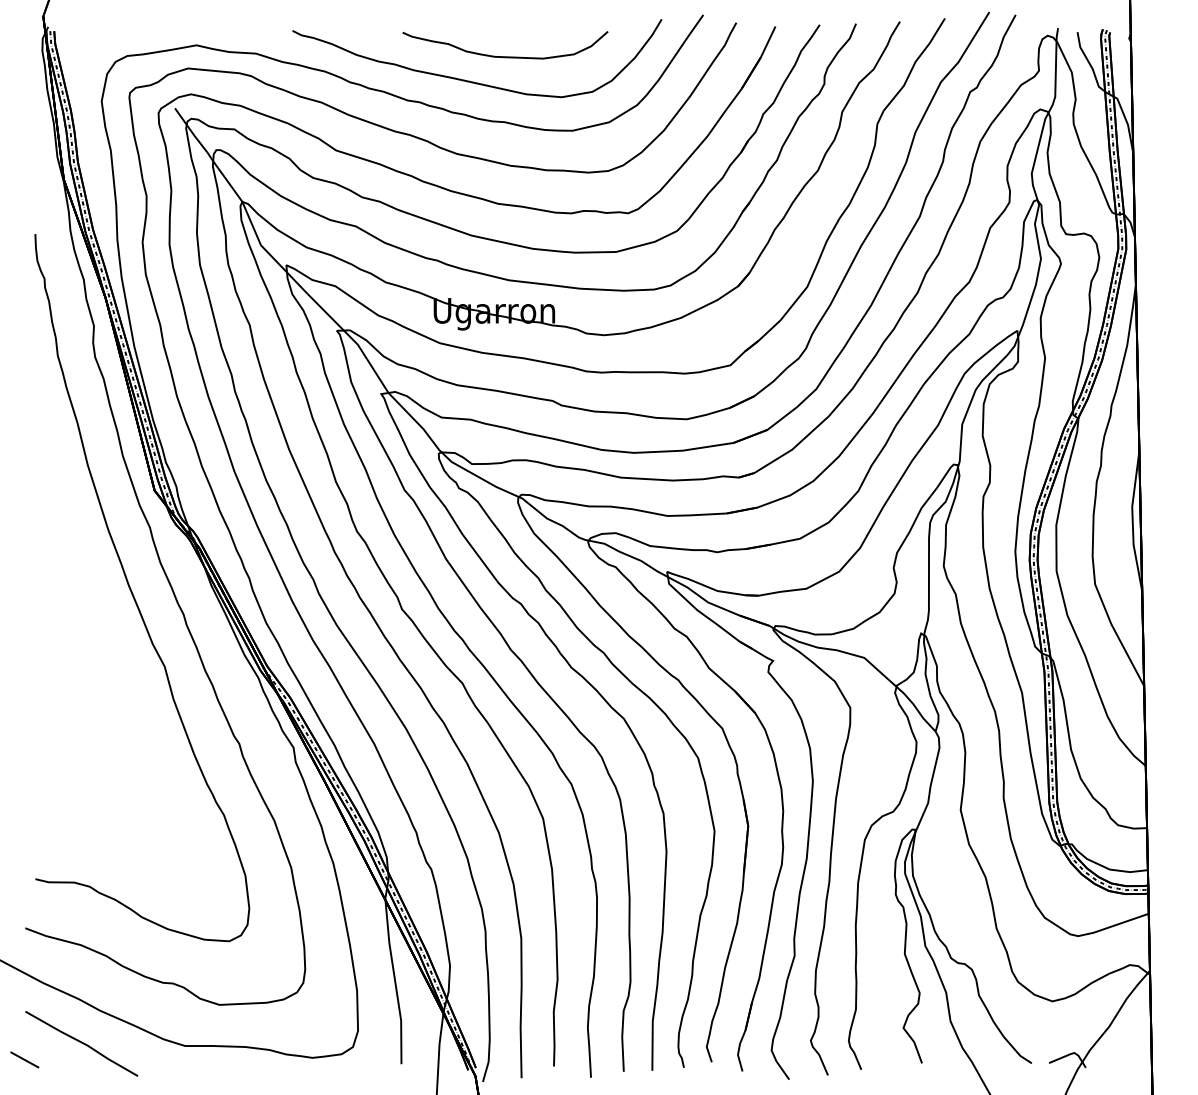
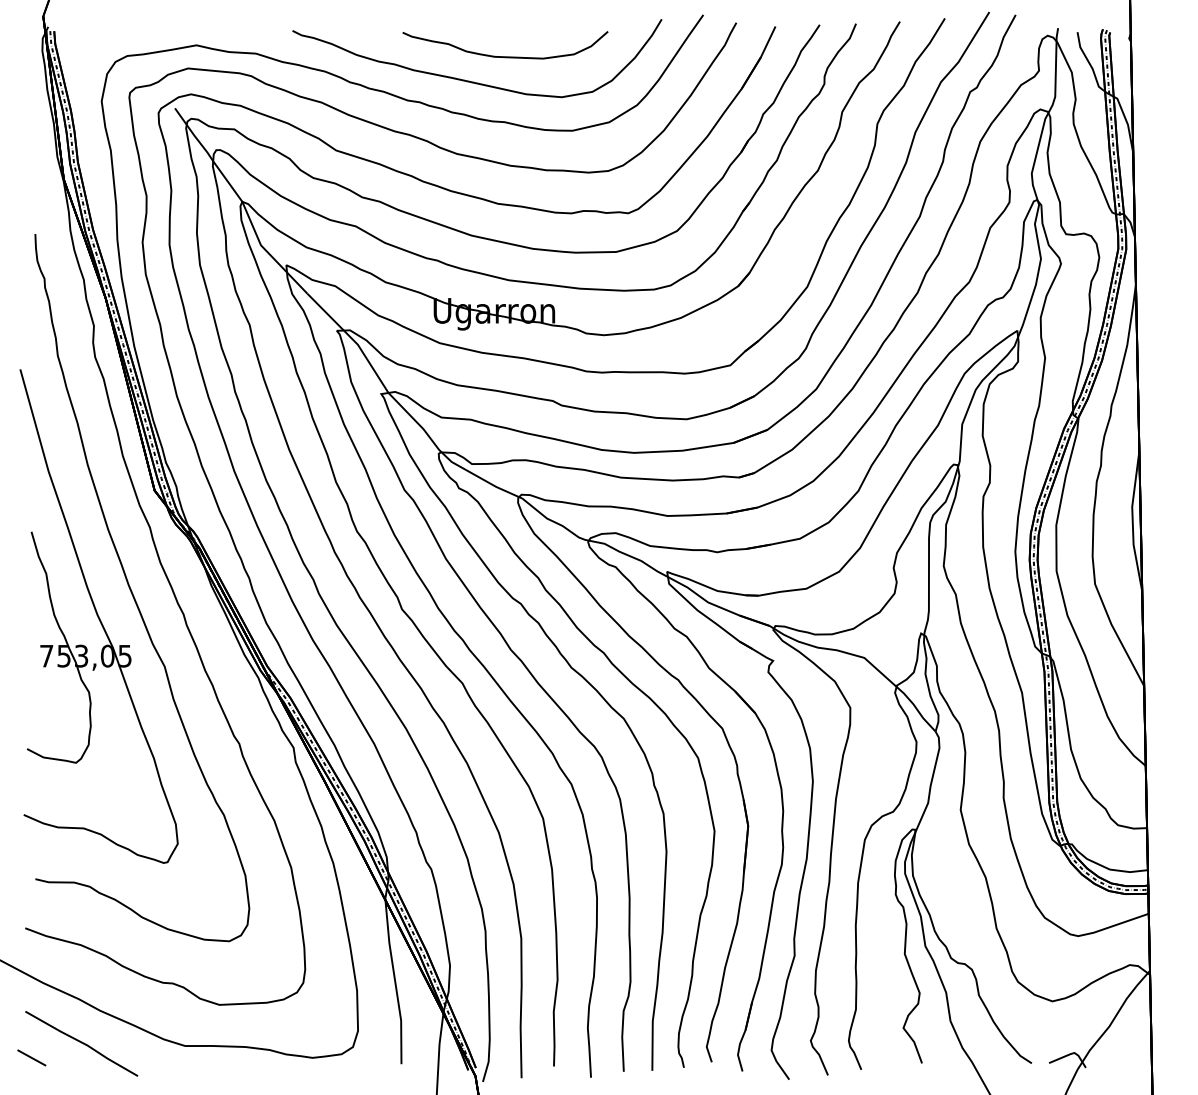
part: none -> present (98, 616)
line position: (24, 1059) -> (31, 1057) (31, 1057)
